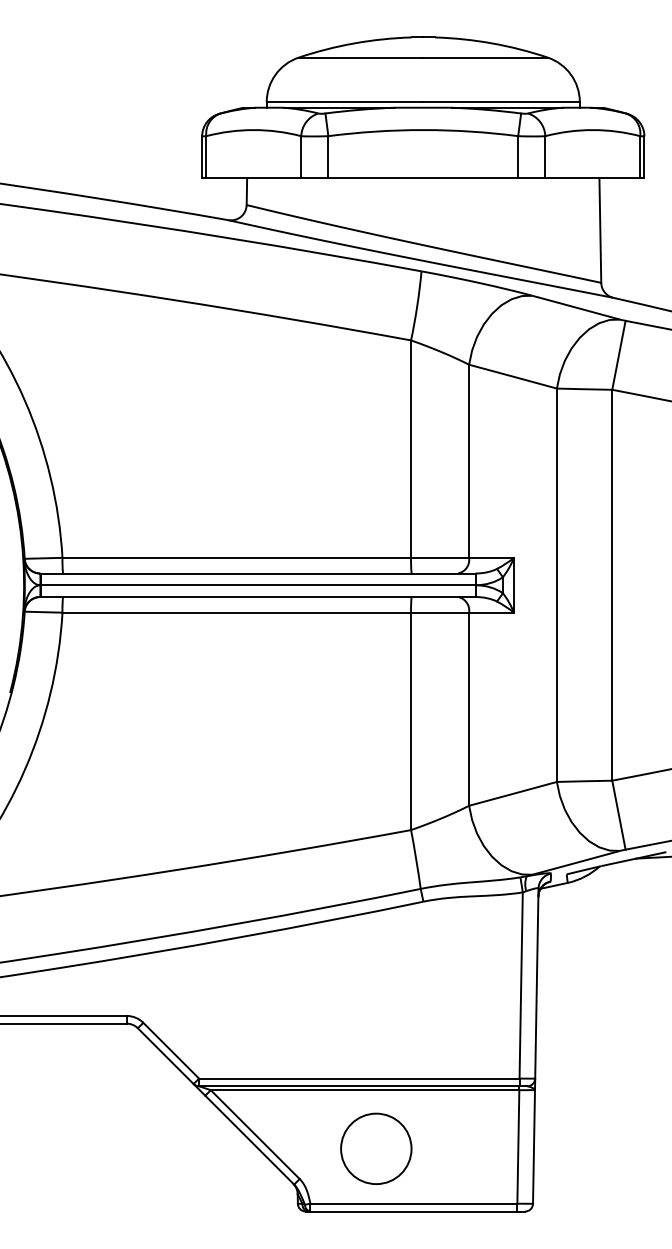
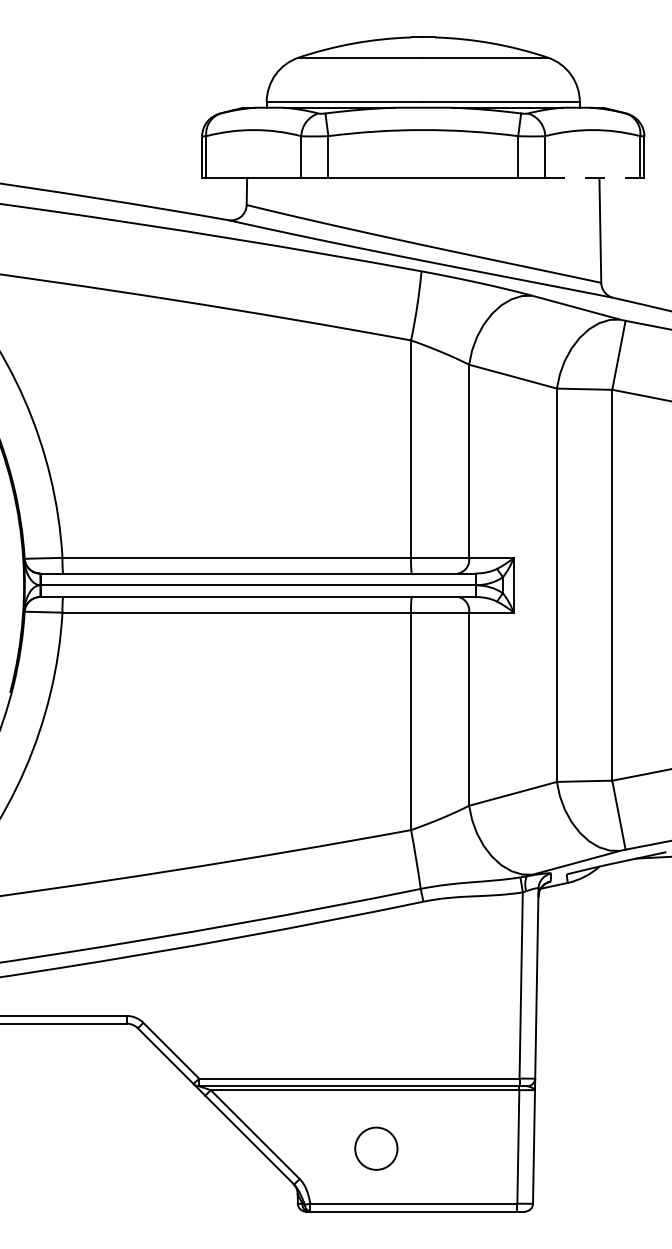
line: solid -> dashed (593, 178)
circle size: 73x73 px -> 45x45 px (376, 1148)
